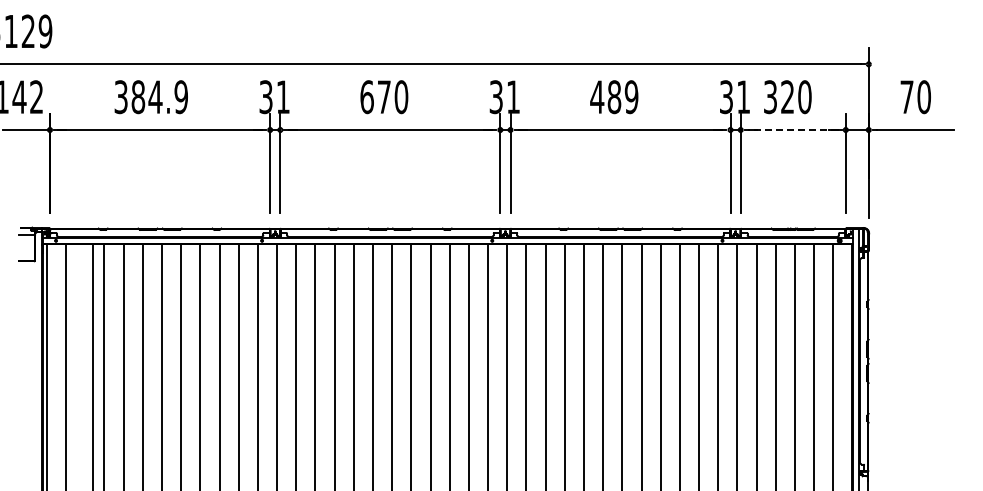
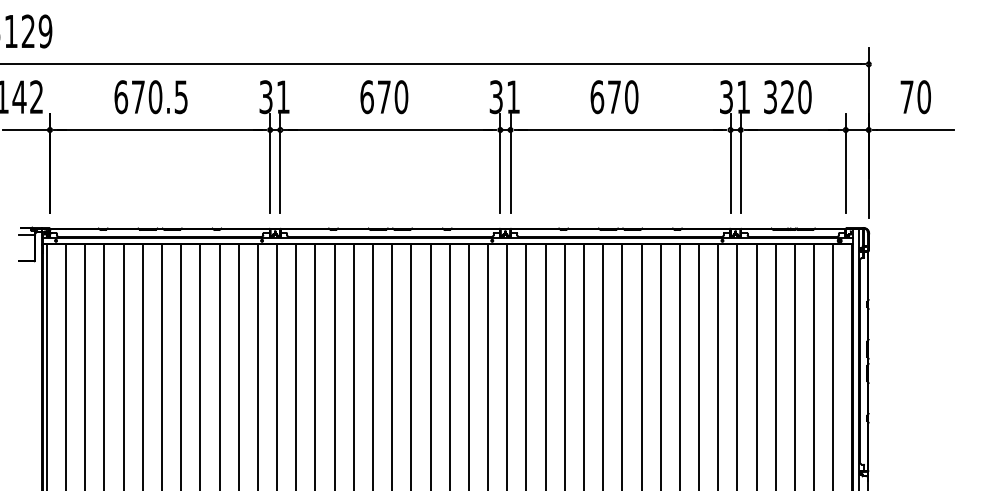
text: 384.9 -> 670.5 (150, 97)
text: 489 -> 670 (614, 97)
line: dashed -> solid (792, 130)
line position: (93, 365) -> (85, 365) (85, 365)
